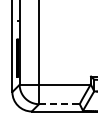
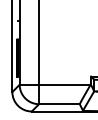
line: dashed -> solid (59, 104)
